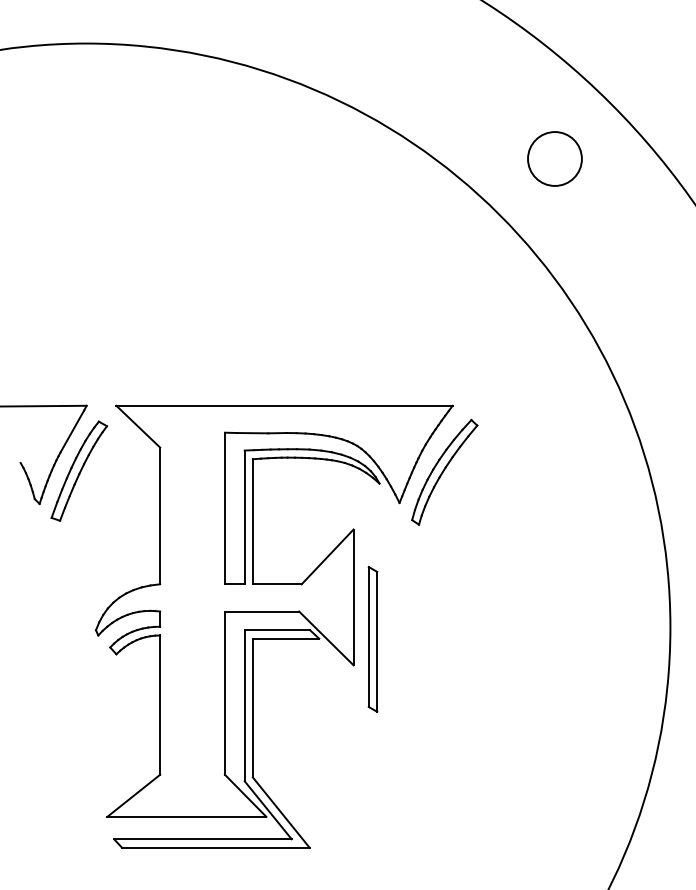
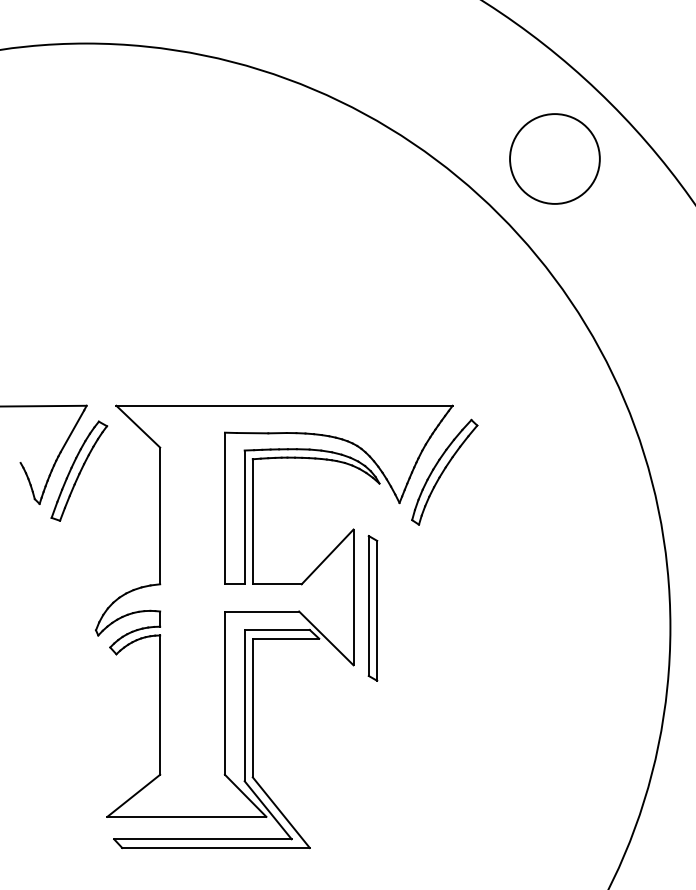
circle size: 56x56 px -> 92x92 px (554, 158)
part position: (372, 639) -> (372, 608) (372, 608)
